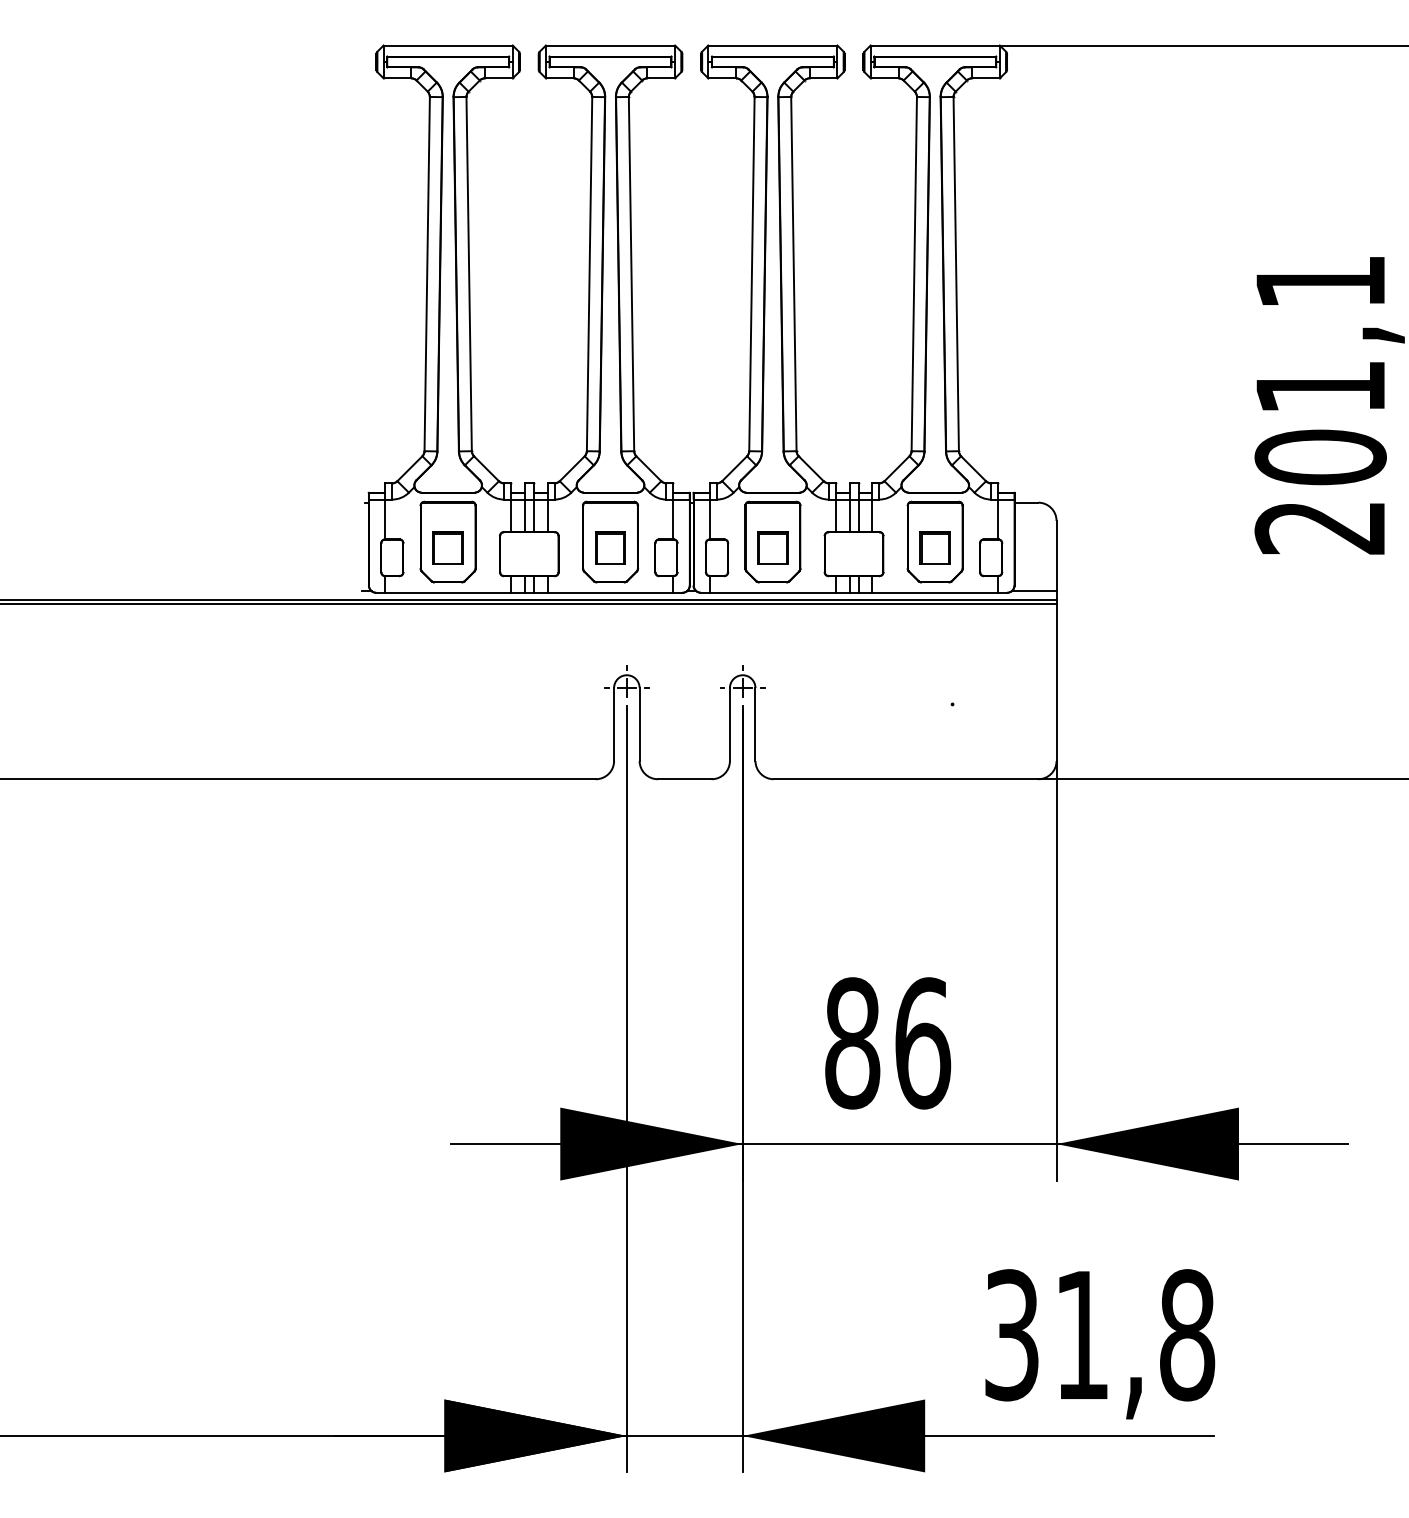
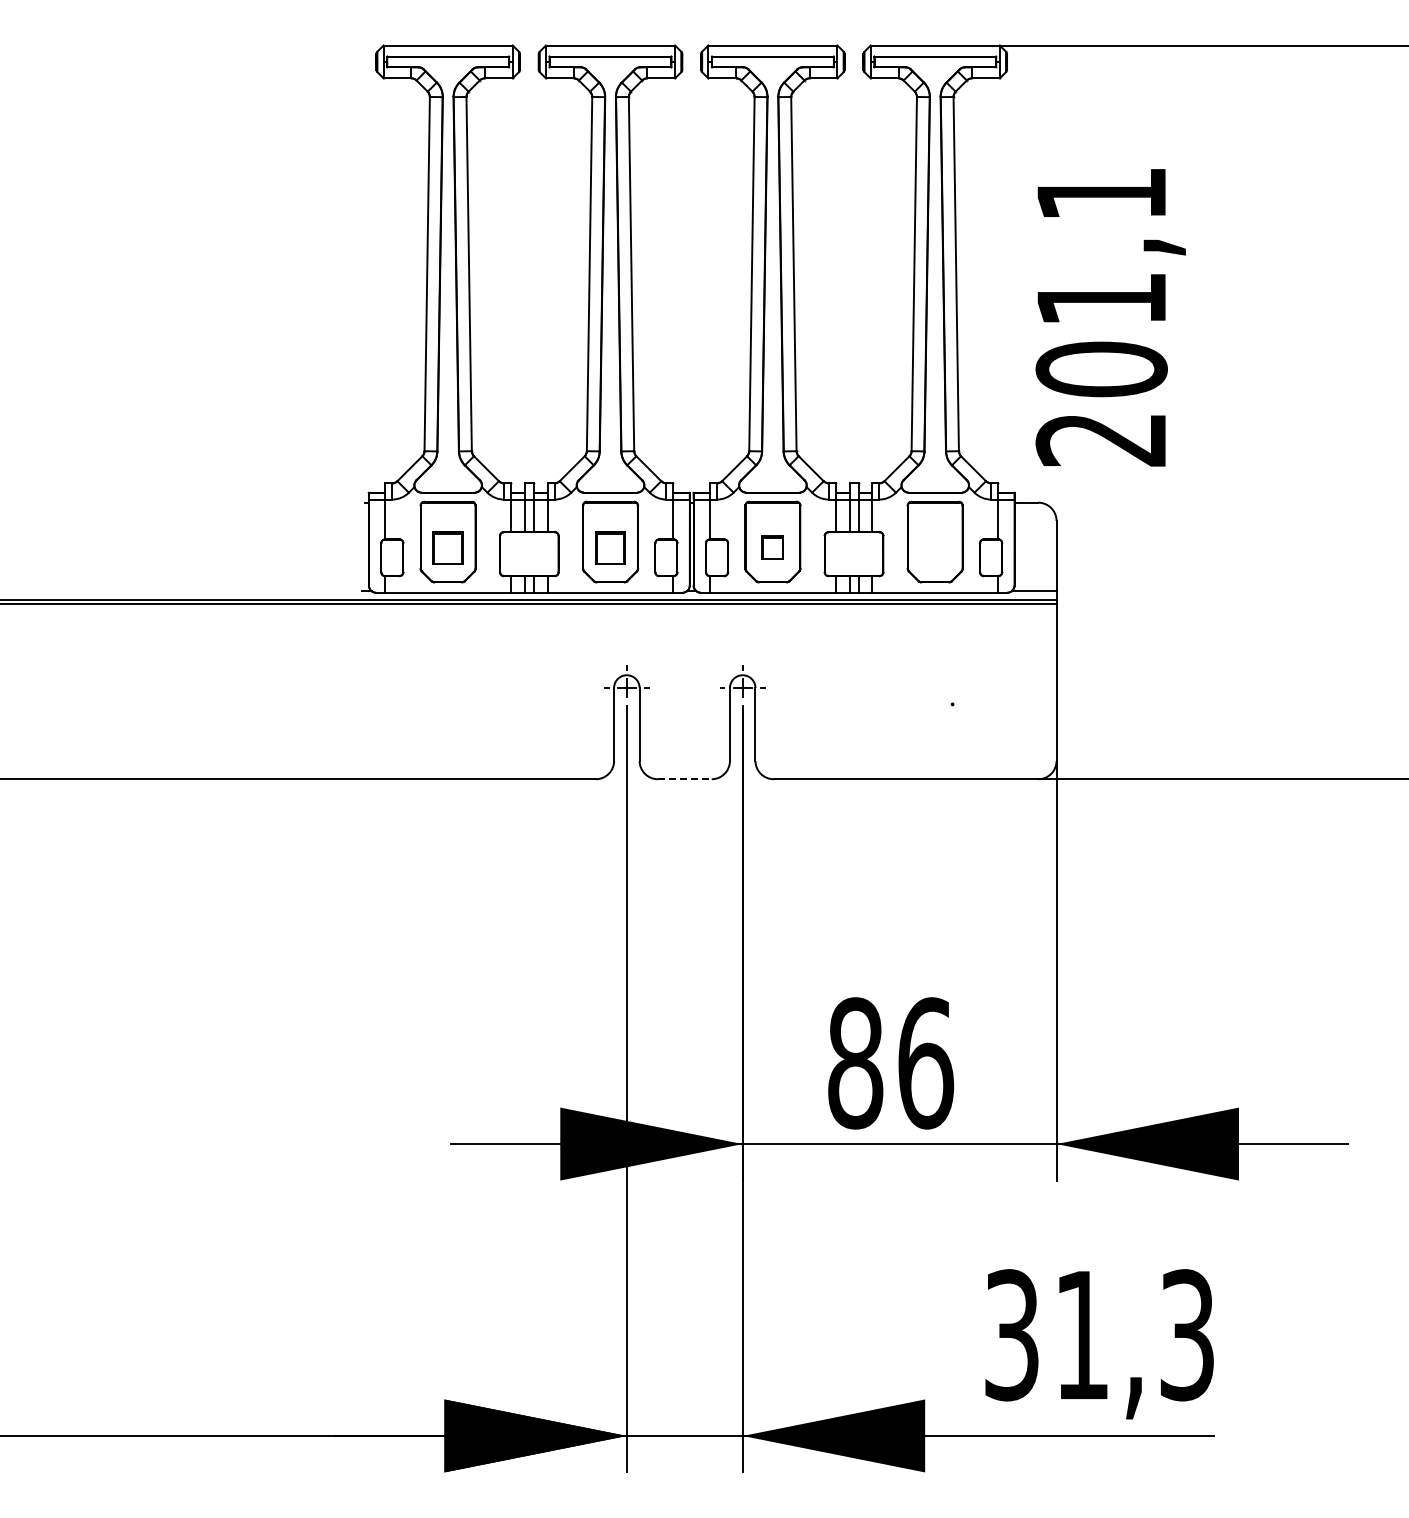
text position: (1329, 405) -> (1110, 317) (1110, 317)
part size: 32x34 px -> 23x25 px (772, 547)
part: present -> none (934, 547)
line: solid -> dashed (684, 779)
text position: (888, 1043) -> (891, 1063) (891, 1063)
text: 31,8 -> 31,3 (1187, 1335)
